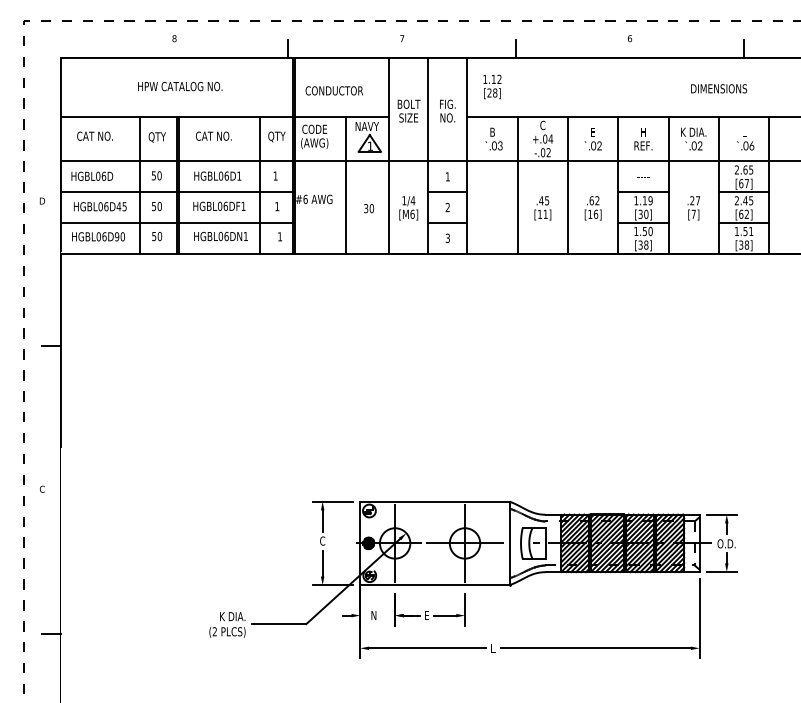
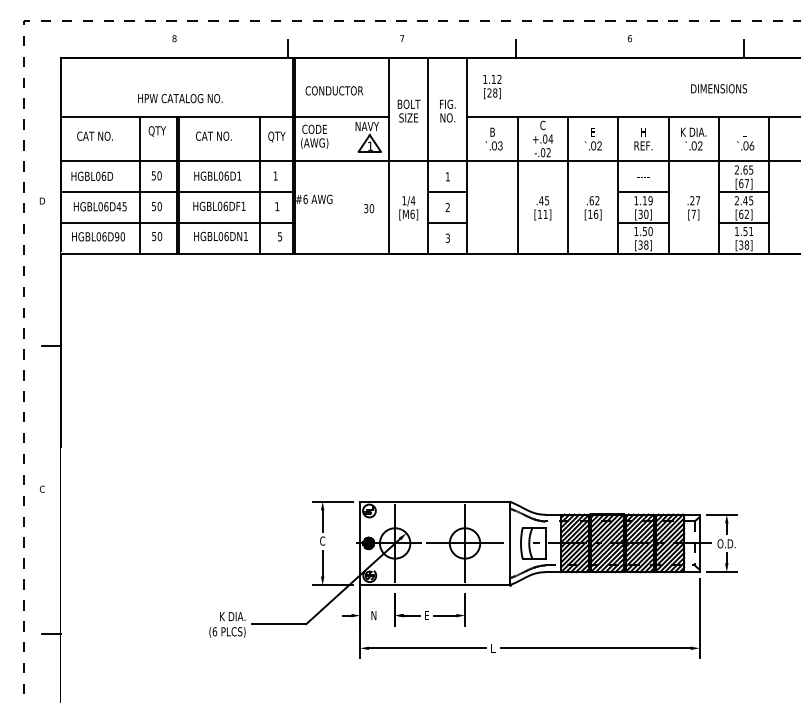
text position: (180, 86) -> (180, 98) (180, 98)
text position: (156, 137) -> (156, 131) (156, 131)
line: present -> none (345, 185)
text: 1 -> 5 (280, 236)
text: (2 -> (6 (214, 631)
